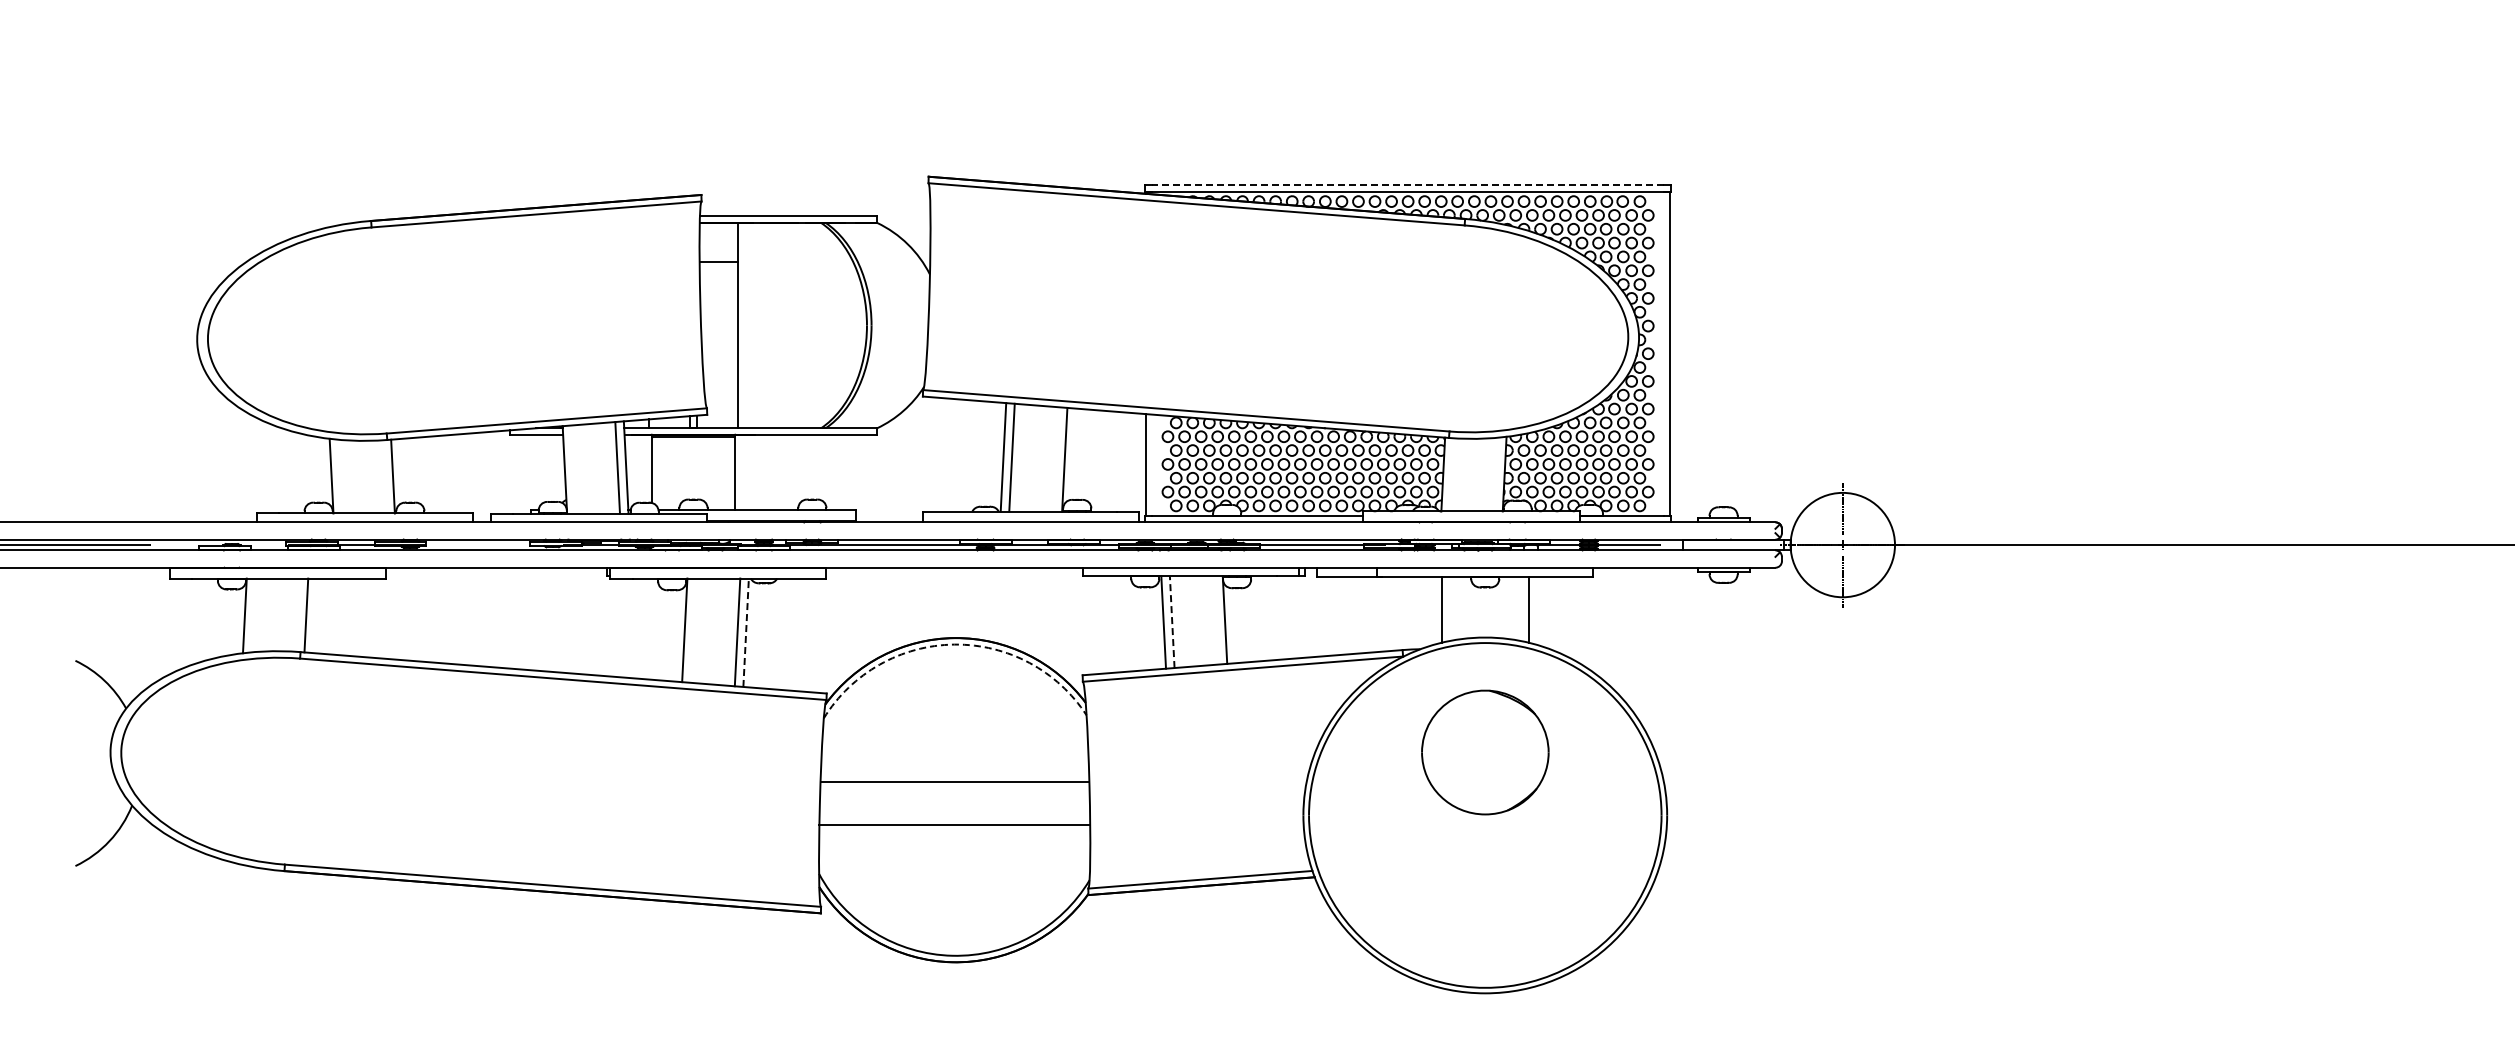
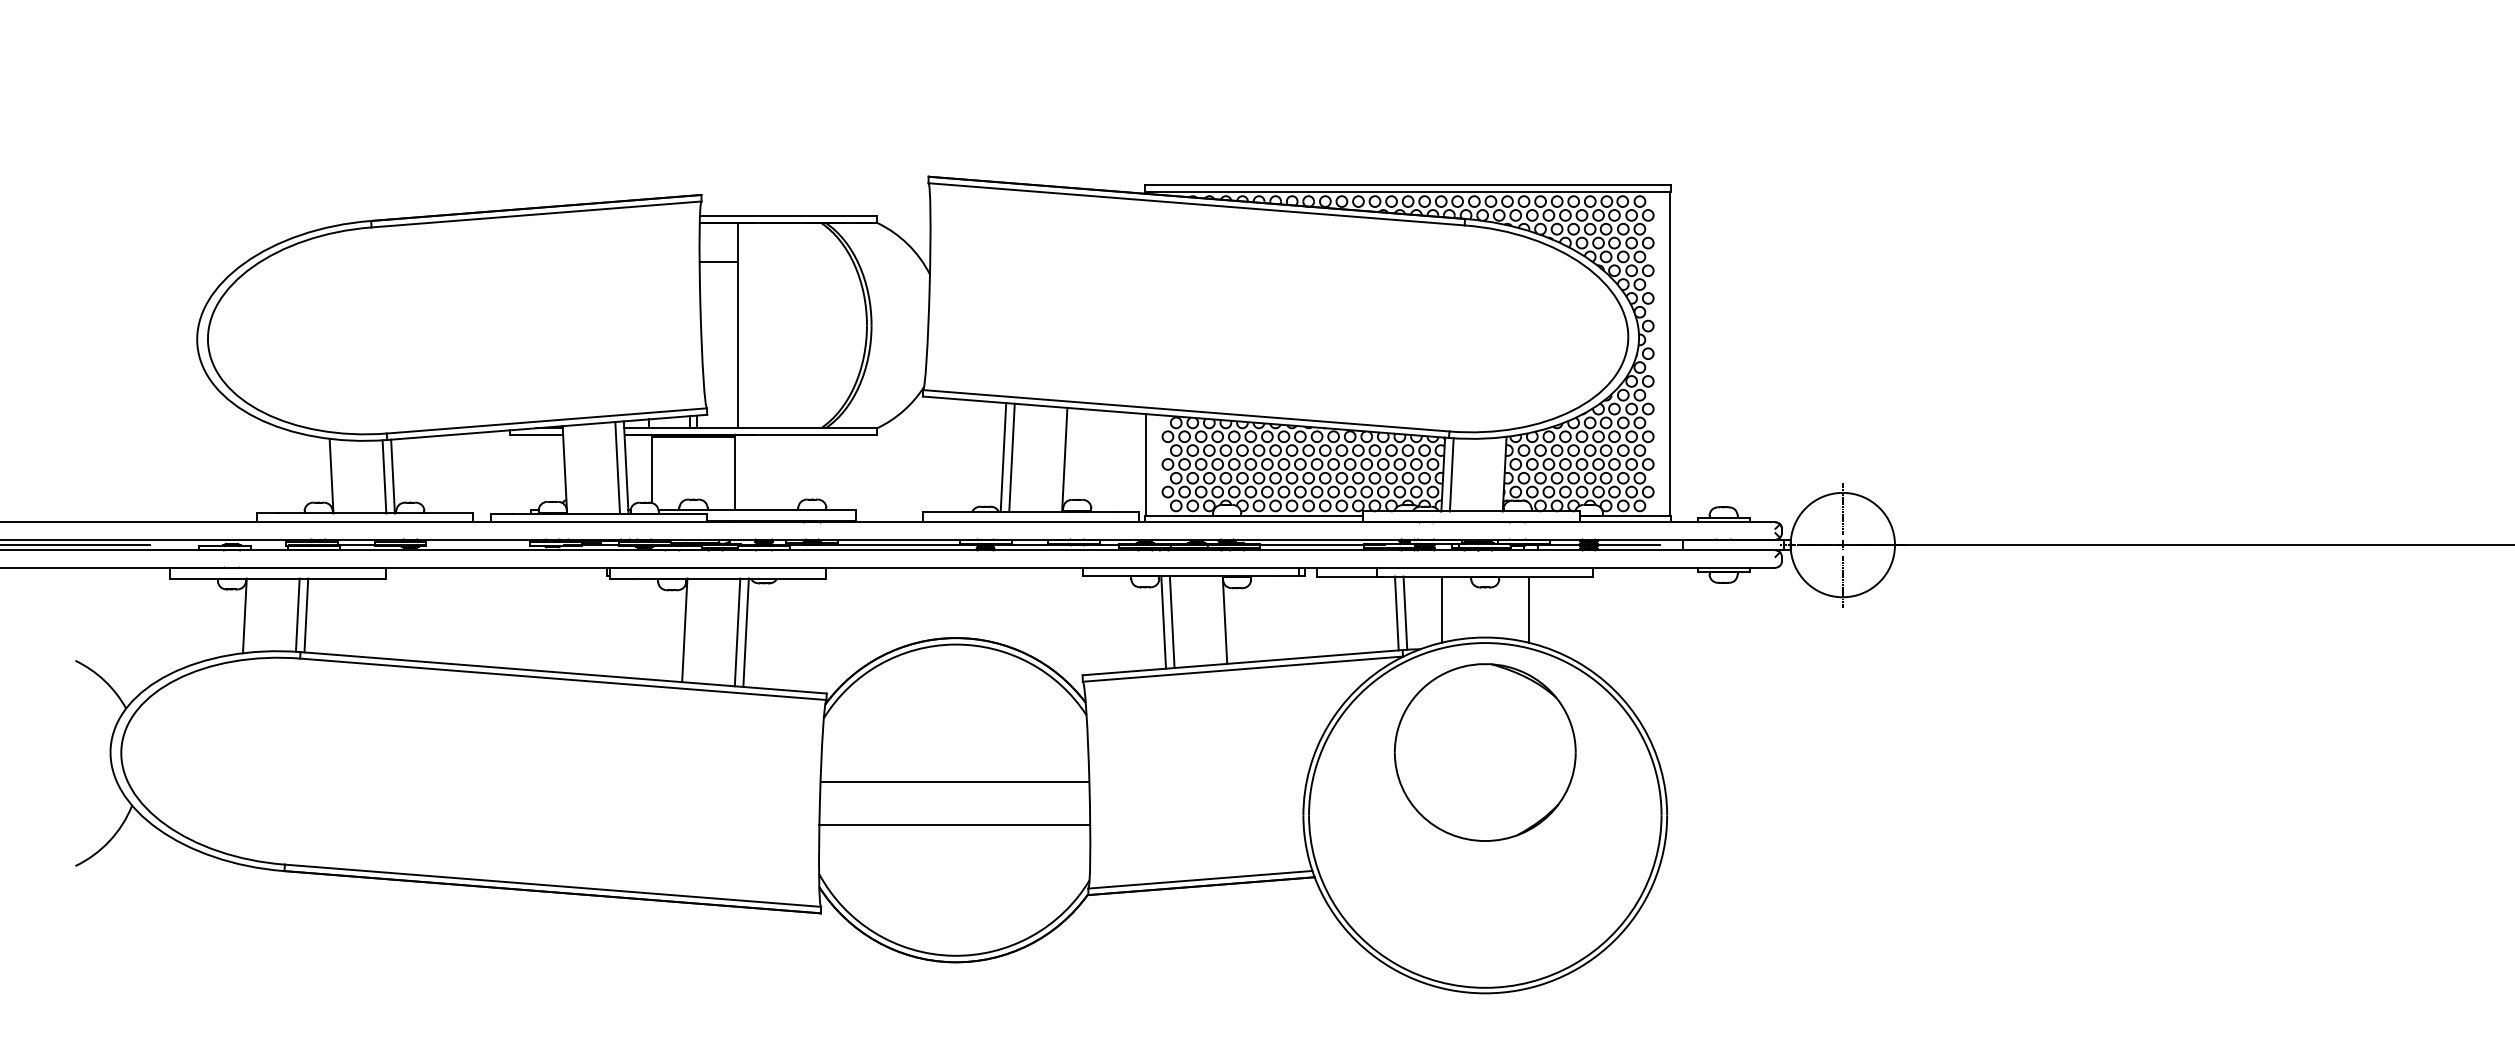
line: dashed -> solid (1407, 185)
line: none -> present (1451, 474)
line: none -> present (384, 476)
line: none -> present (1405, 612)
line: none -> present (1396, 613)
line: none -> present (297, 614)
line: dashed -> solid (1172, 622)
line: dashed -> solid (746, 632)
arc: dashed -> solid (954, 644)
part size: 129x127 px -> 183x179 px (1485, 752)
